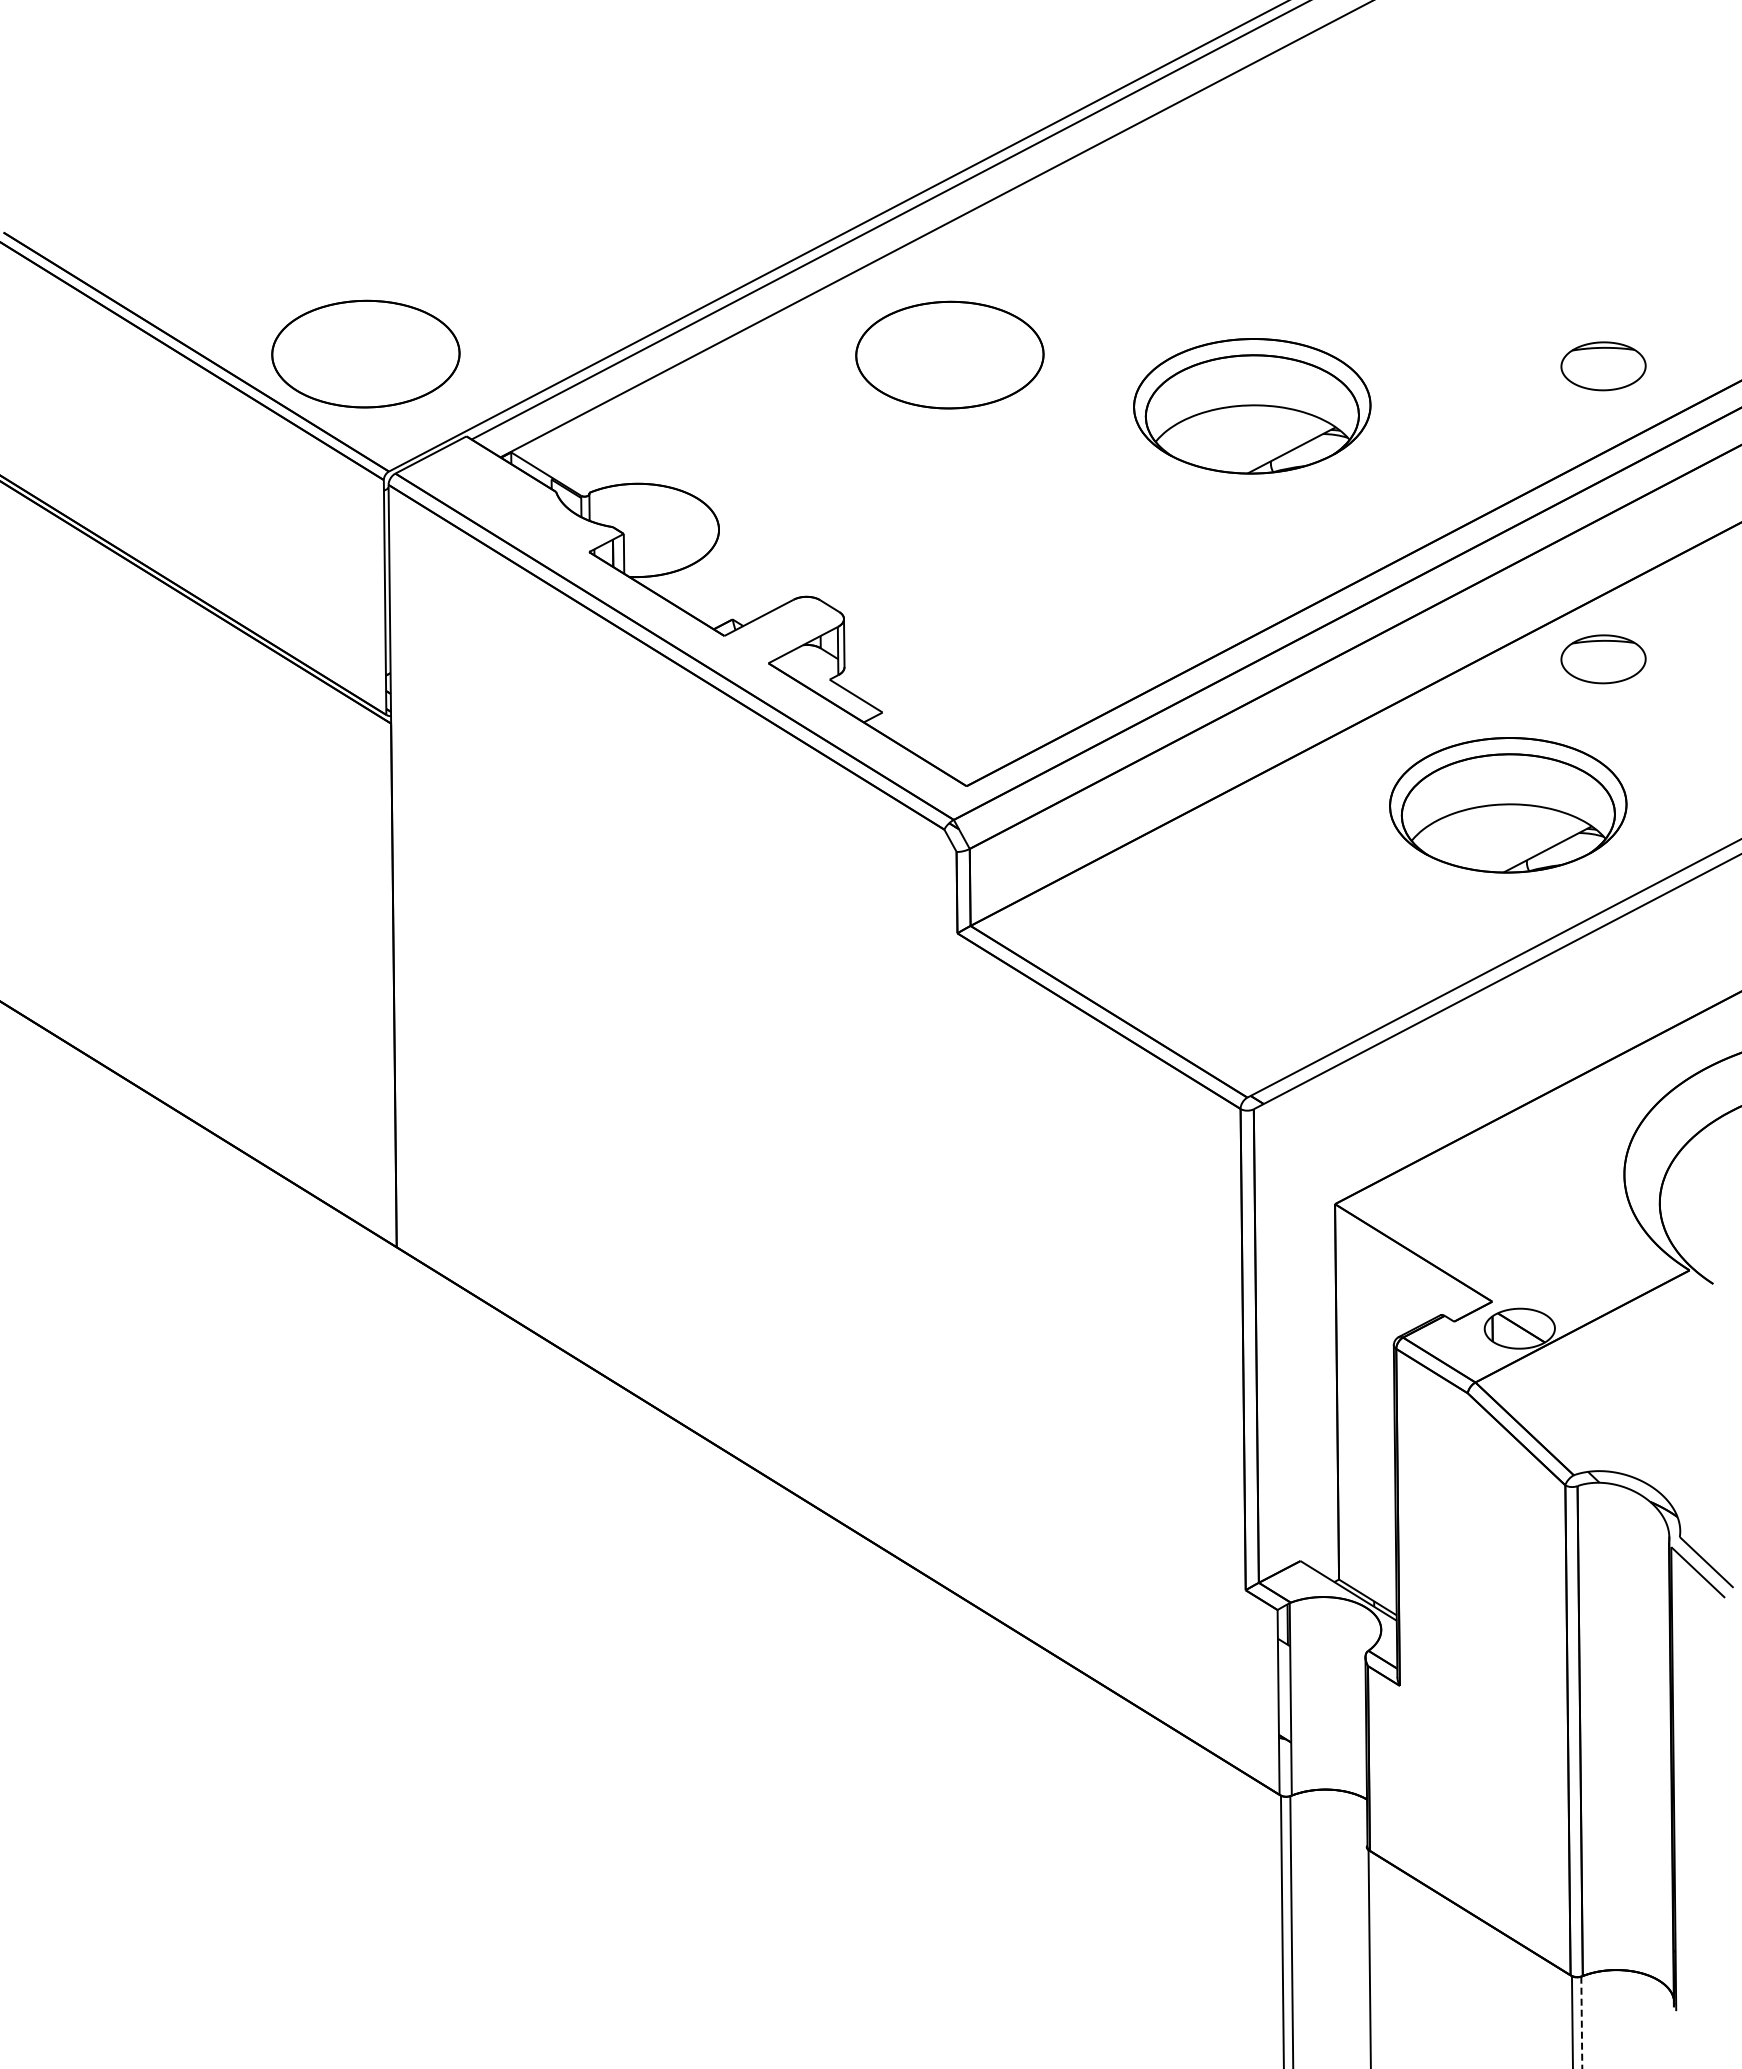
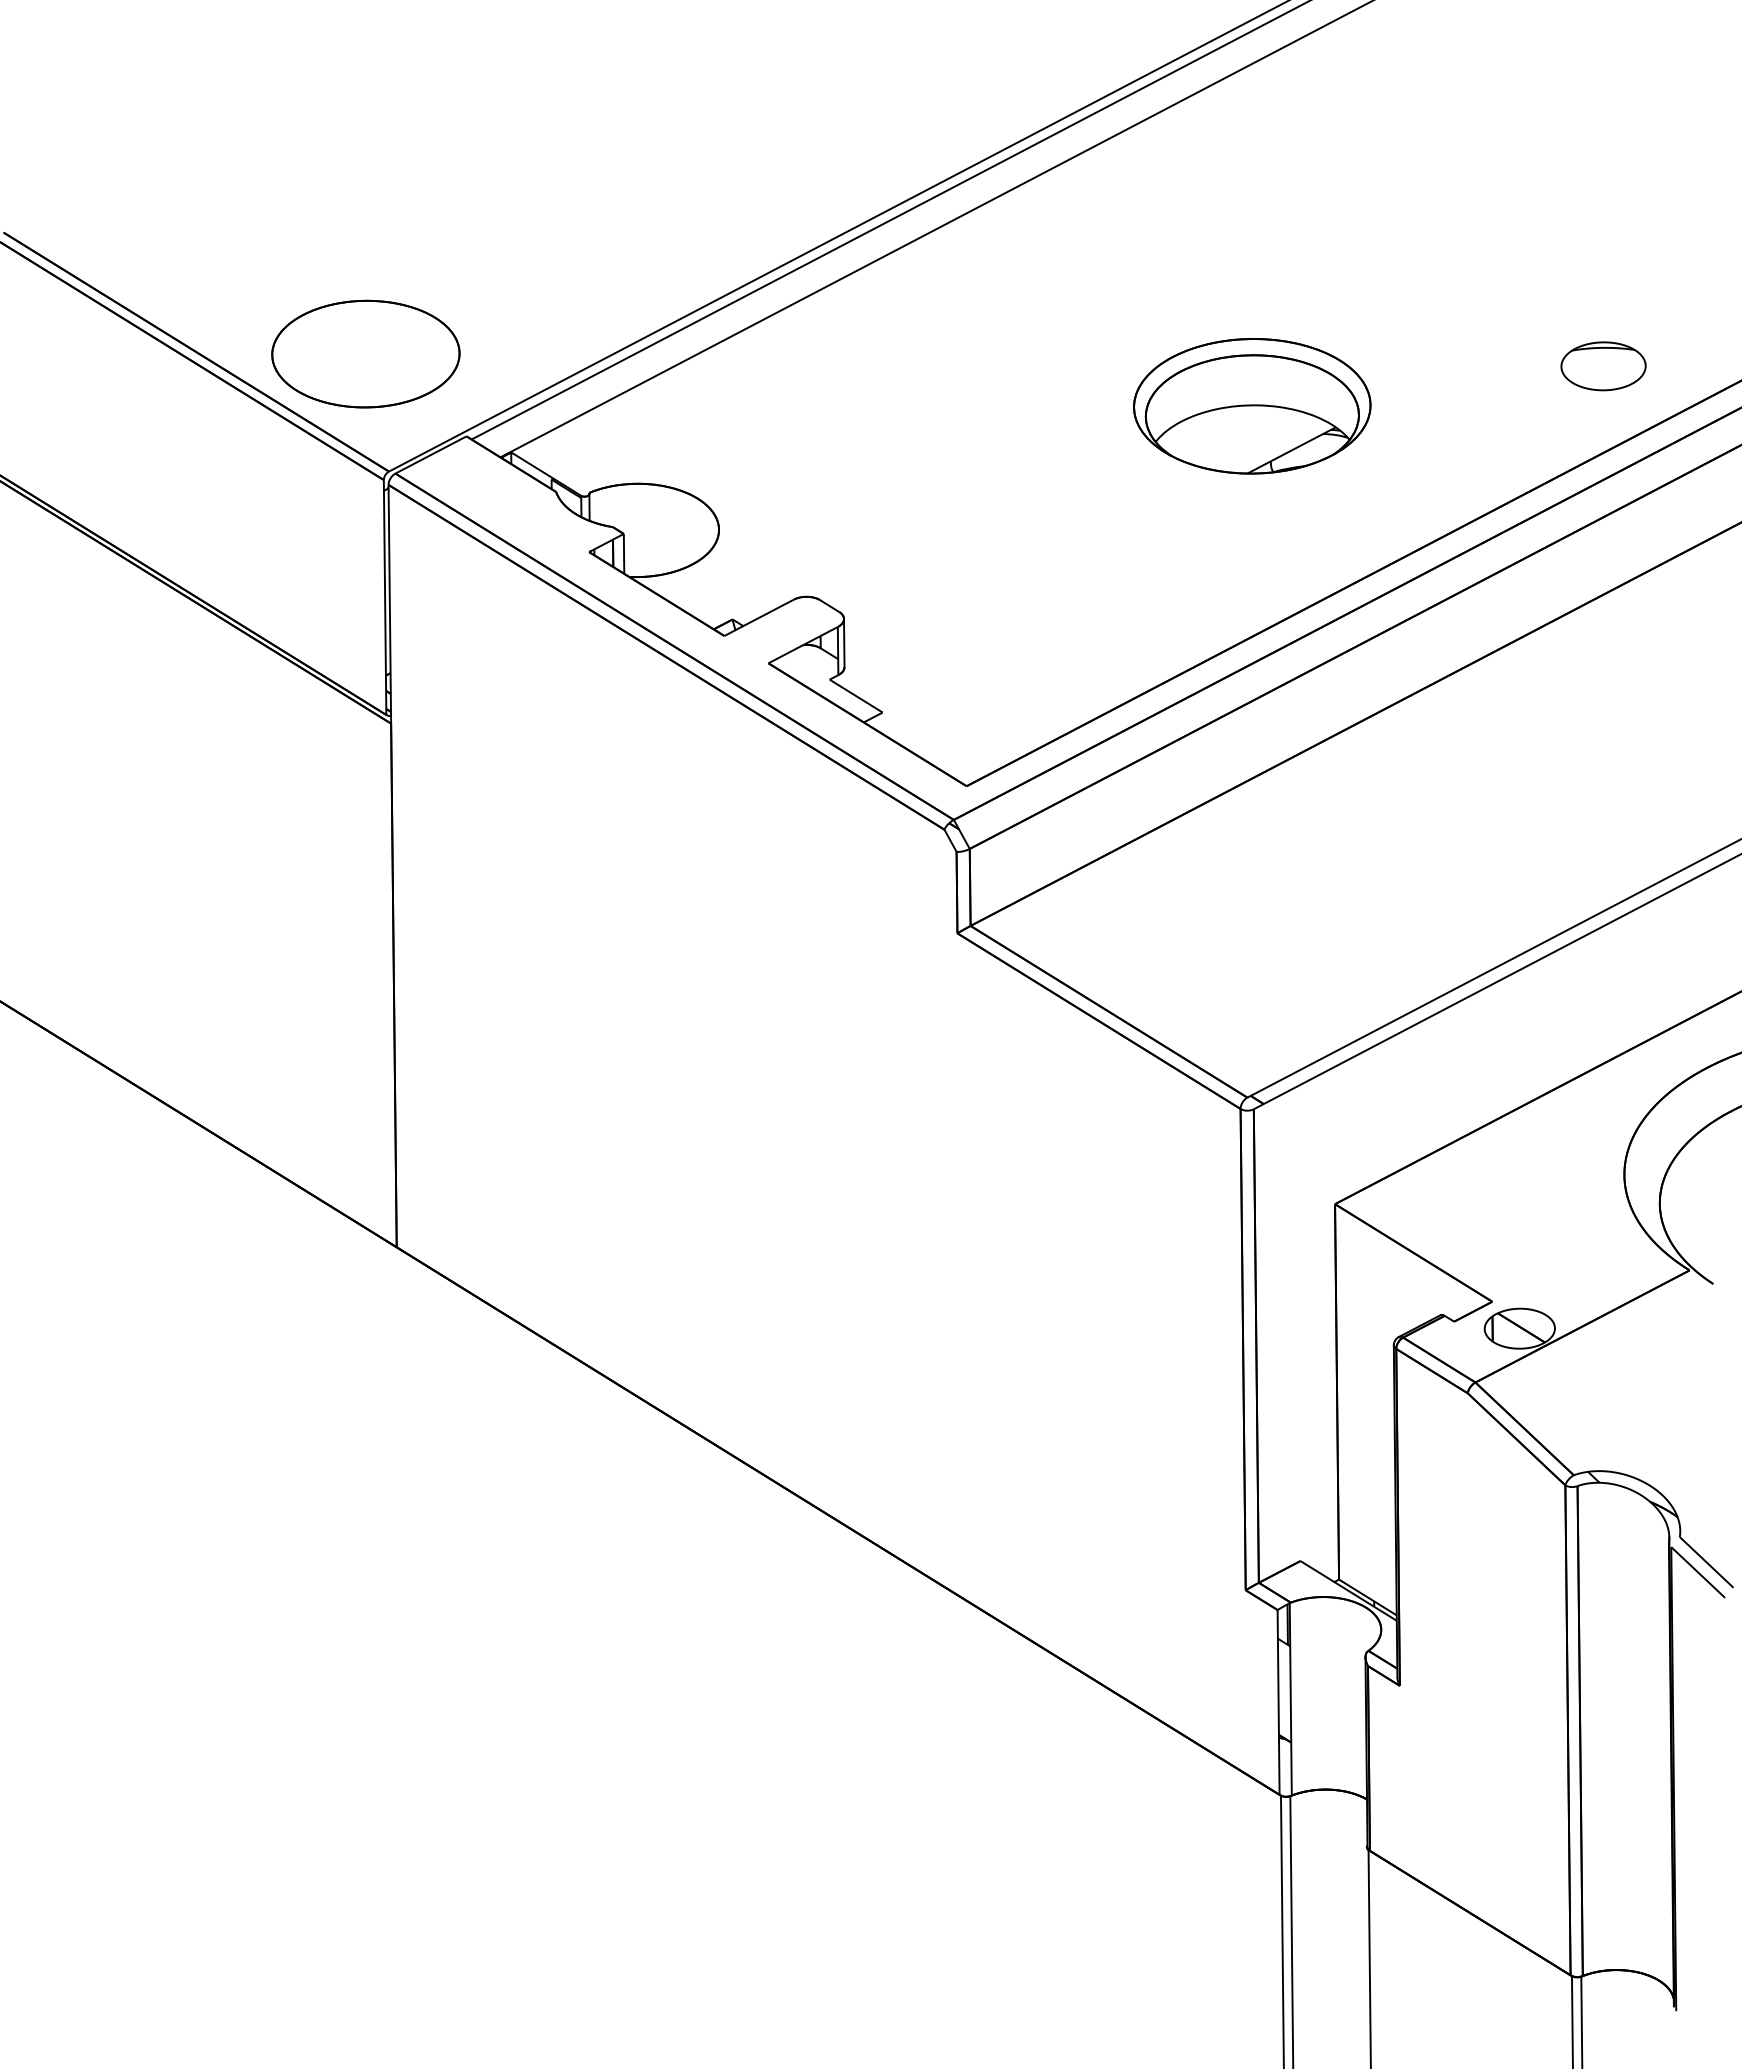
part: present -> none (949, 354)
part: present -> none (1603, 659)
part: present -> none (1508, 805)
line: dashed -> solid (1581, 2022)
